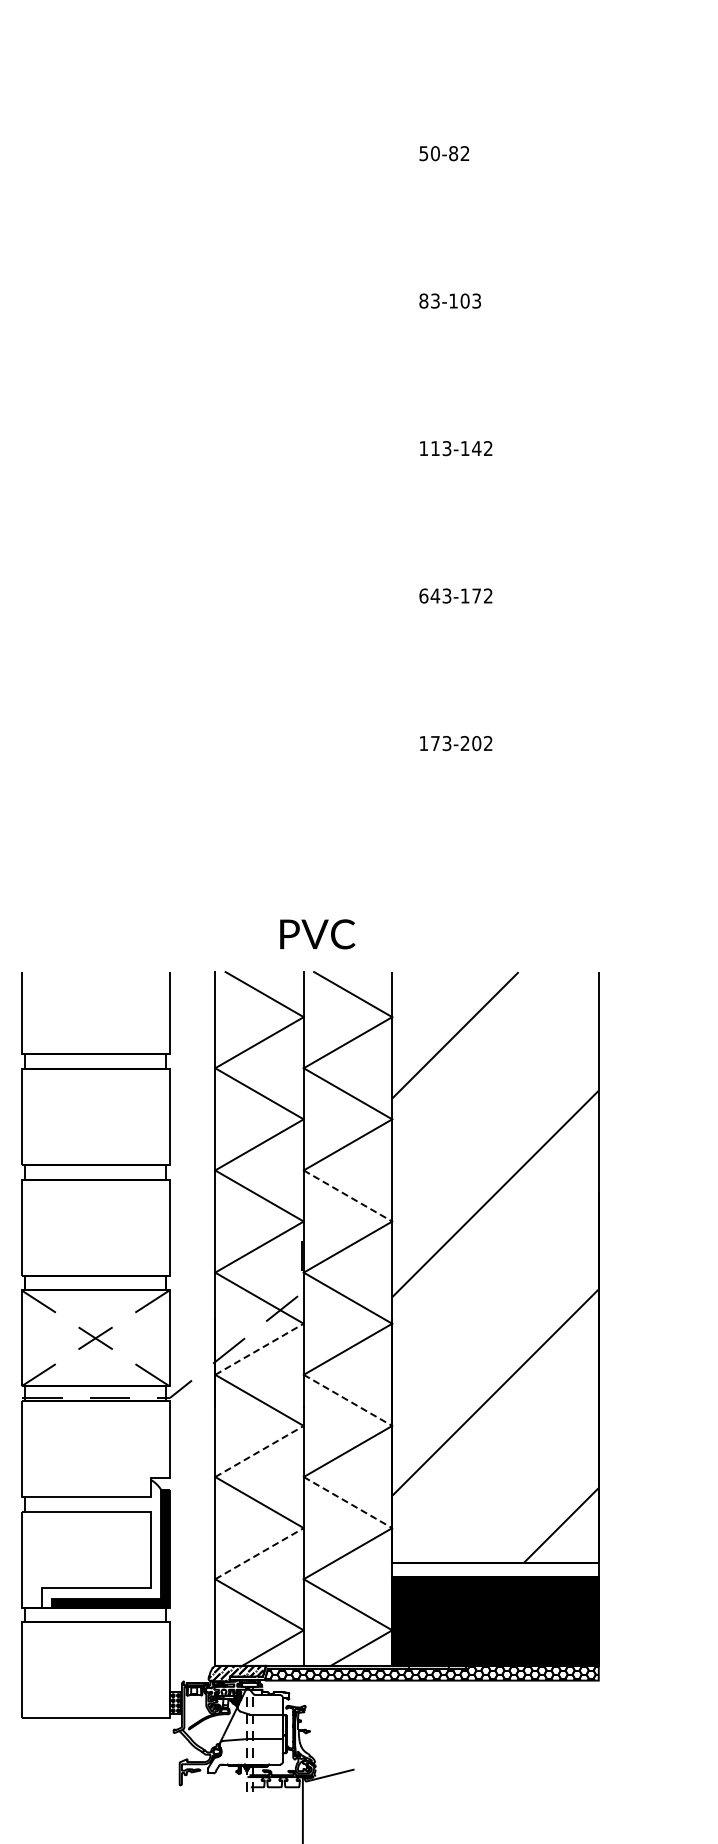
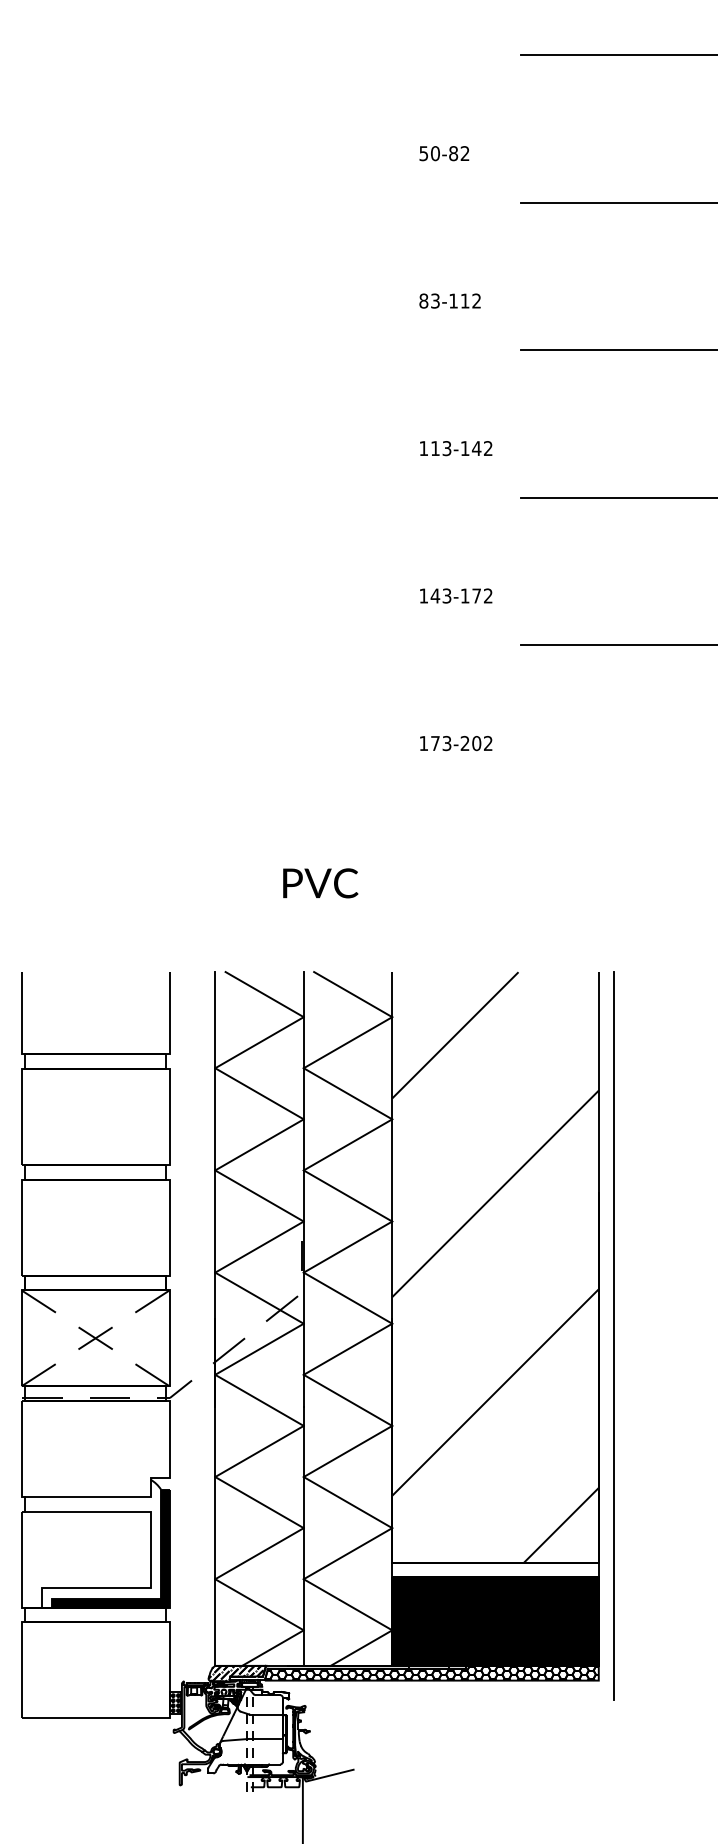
line: none -> present (617, 55)
line: none -> present (617, 202)
text: 83-103 -> 83-112 (470, 300)
line: none -> present (617, 350)
line: none -> present (617, 497)
text: 643-172 -> 143-172 (423, 595)
line: none -> present (617, 645)
text position: (317, 934) -> (320, 883) (320, 883)
line: dashed -> solid (348, 1196)
line: none -> present (613, 1335)
line: dashed -> solid (259, 1349)
line: dashed -> solid (348, 1400)
line: dashed -> solid (259, 1451)
line: dashed -> solid (348, 1502)
line: dashed -> solid (259, 1553)
